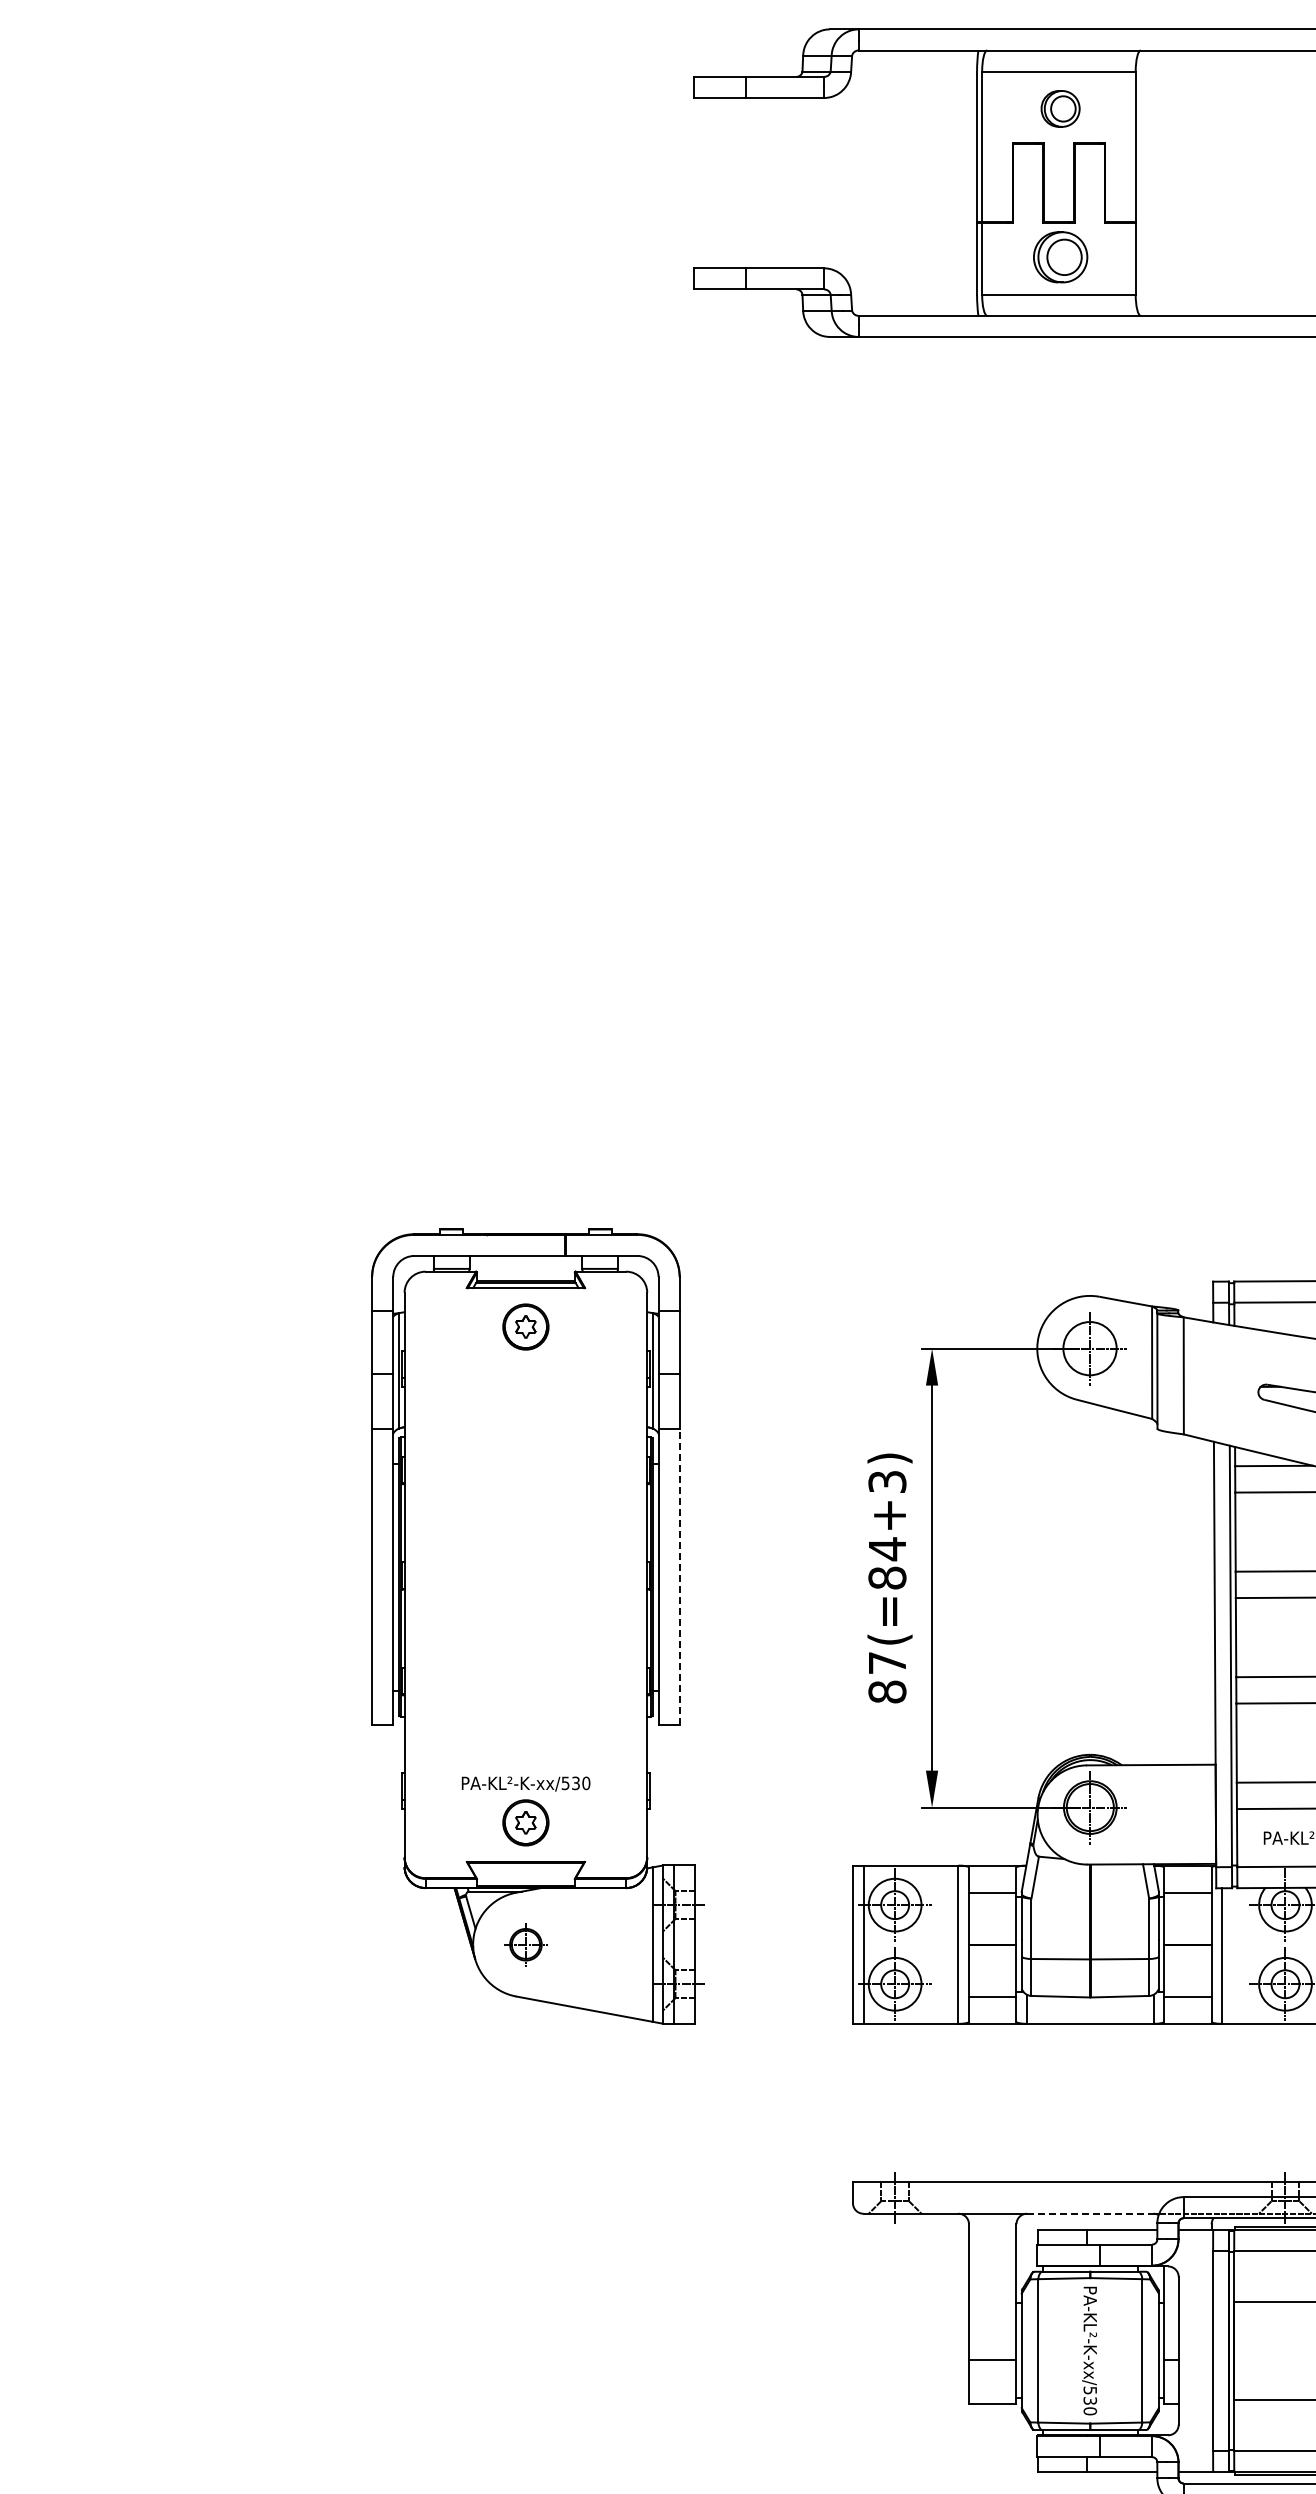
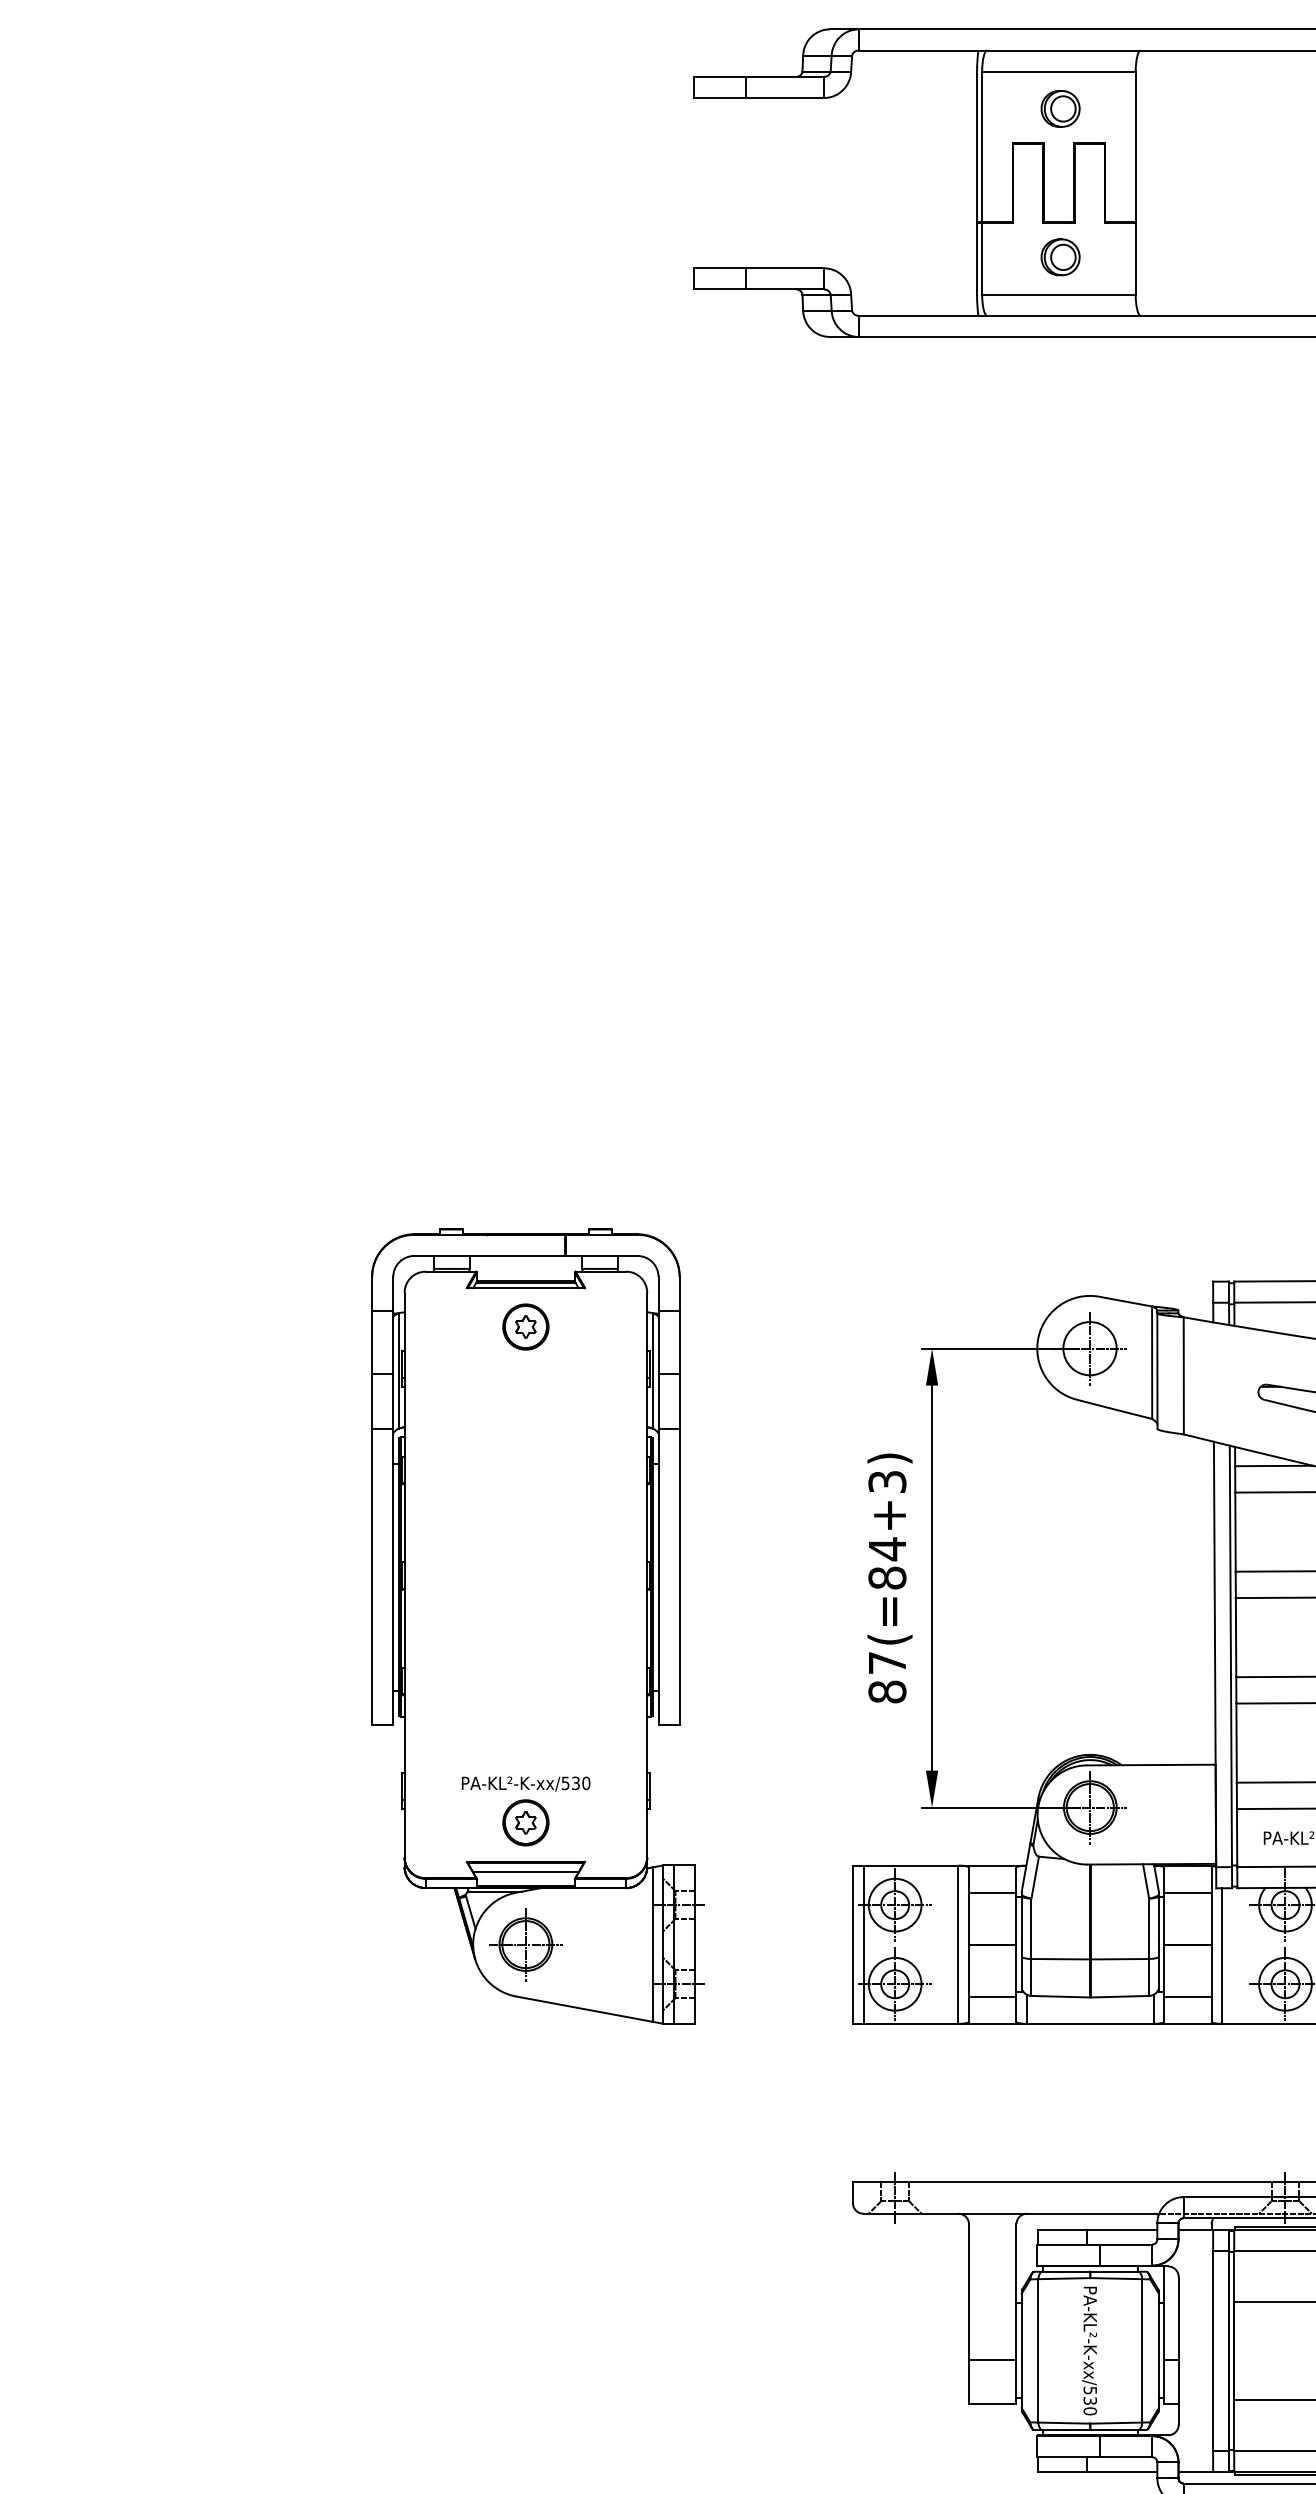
part size: 56x53 px -> 41x39 px (1060, 257)
line: dashed -> solid (679, 1577)
line: none -> present (525, 1872)
part size: 44x44 px -> 74x74 px (525, 1944)
line: dashed -> solid (1090, 2213)
